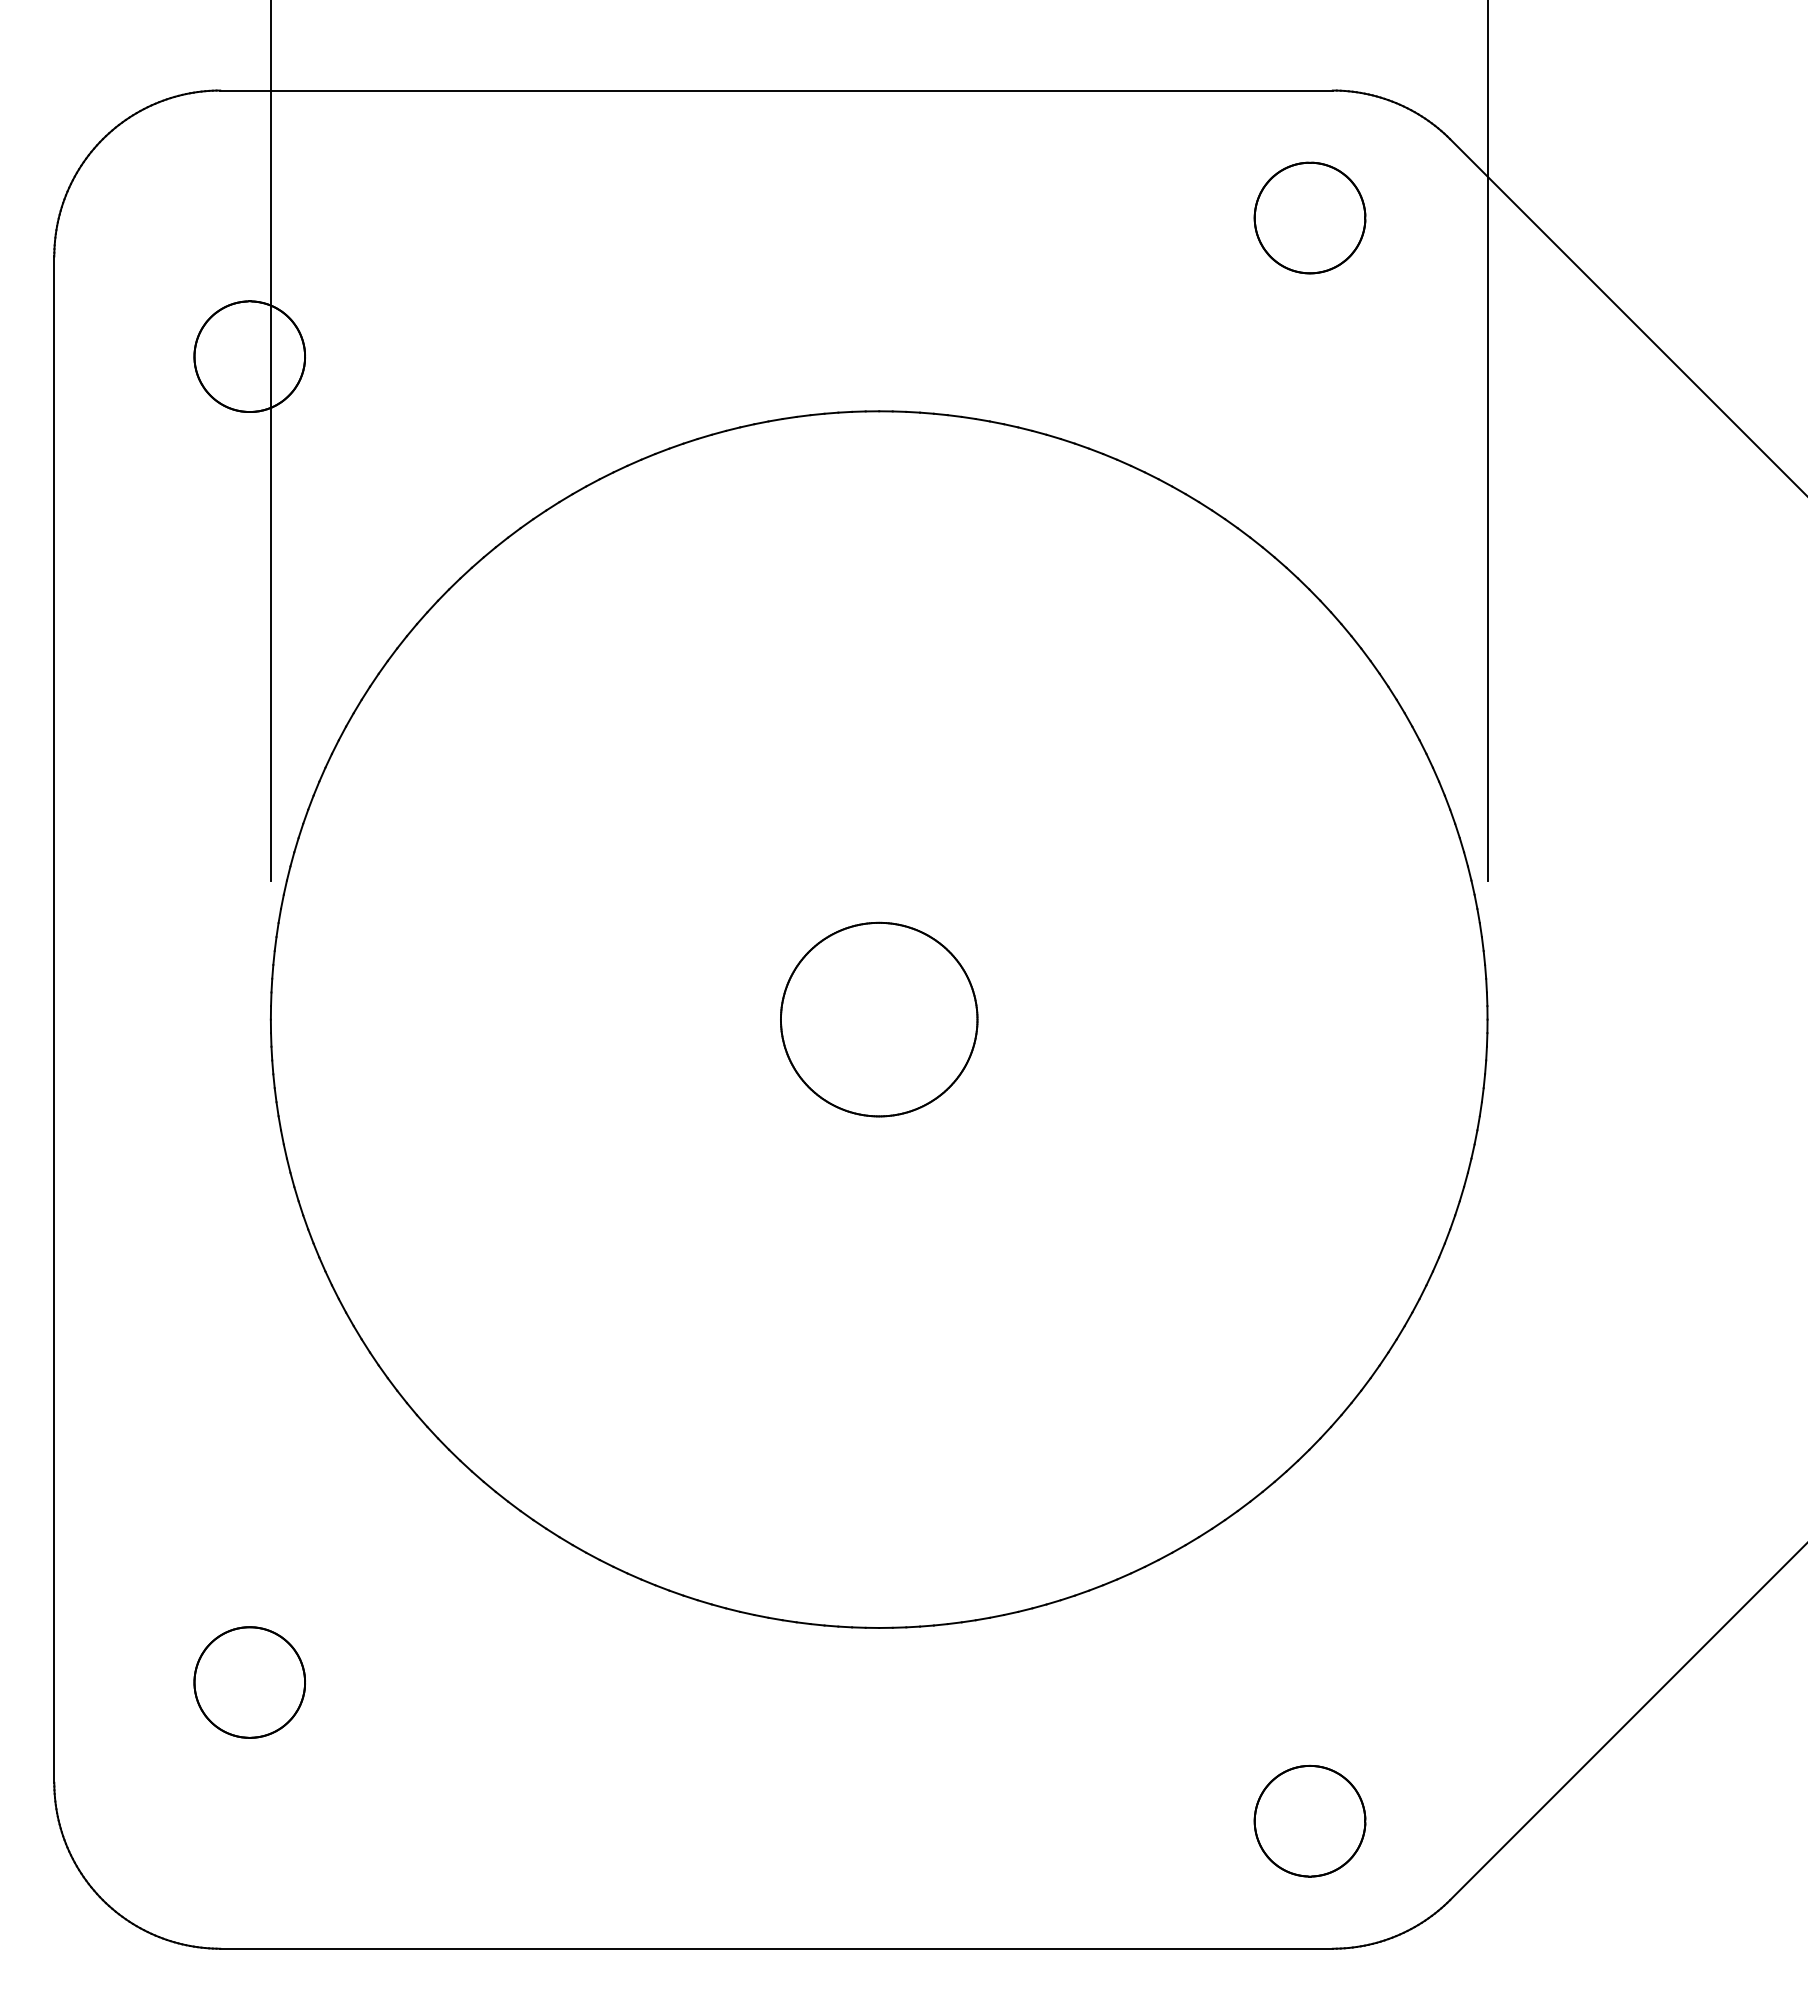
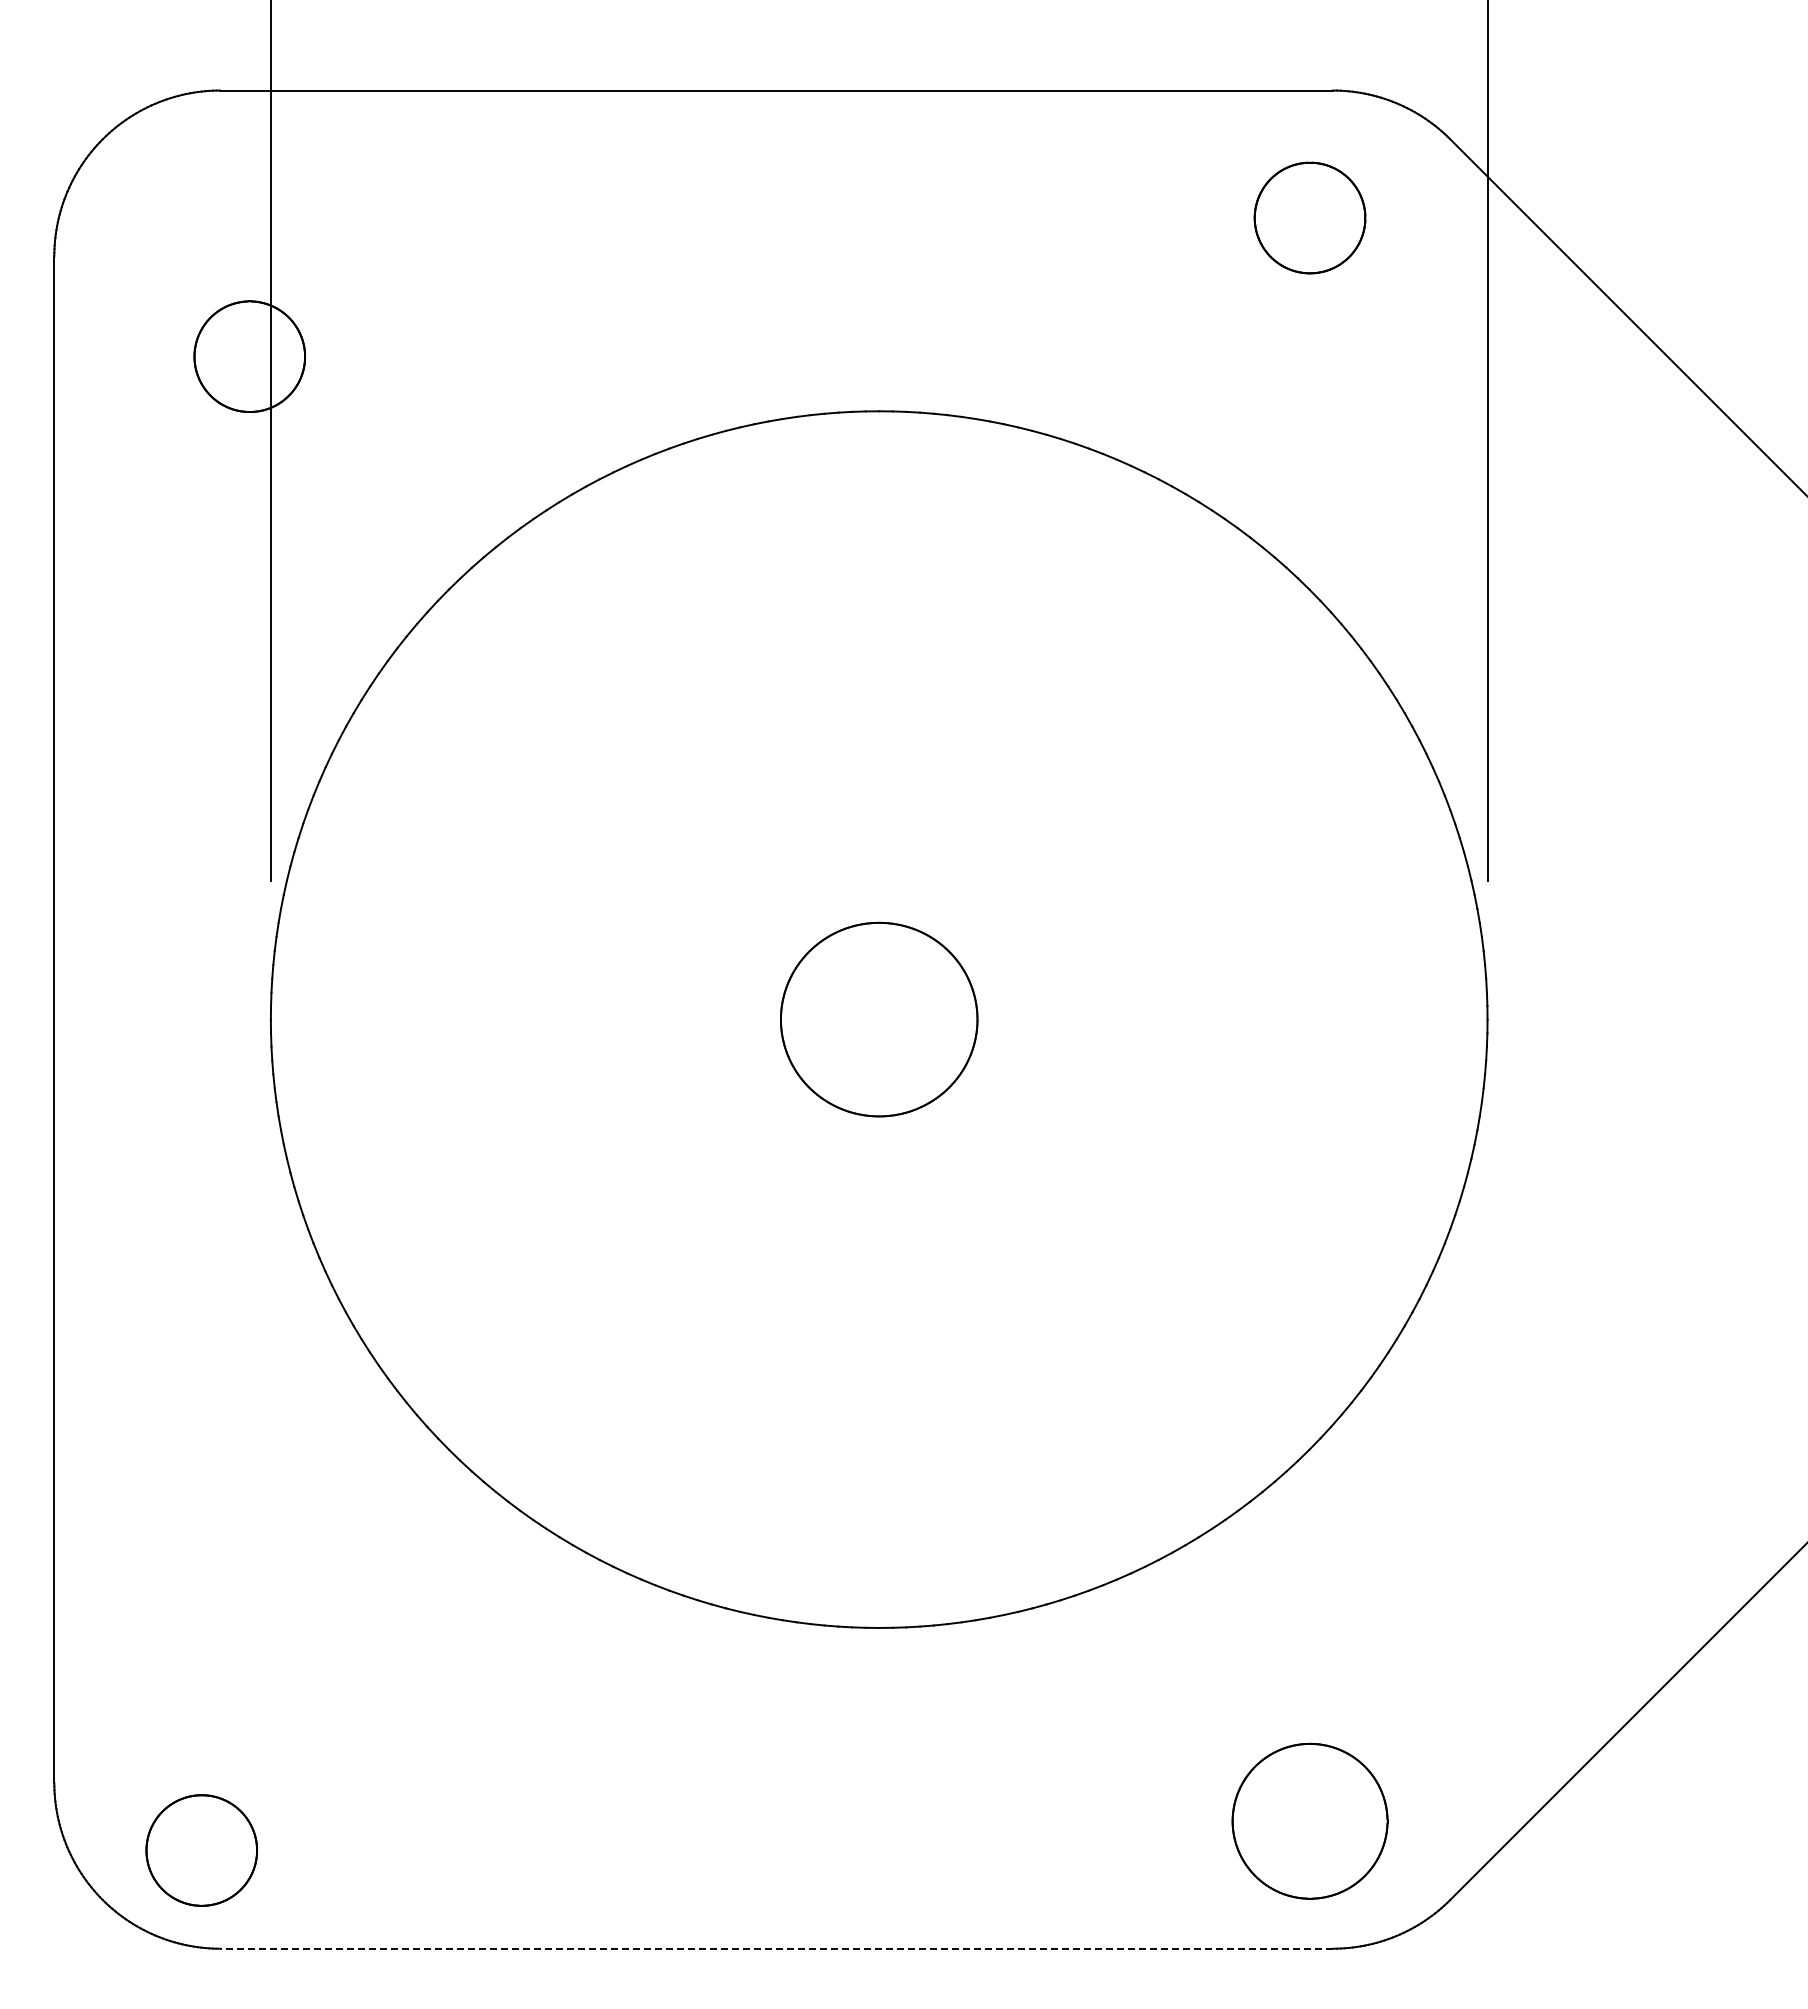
part position: (249, 1682) -> (201, 1850) (201, 1850)
part size: 114x114 px -> 158x158 px (1309, 1820)
line: solid -> dashed (776, 1948)
